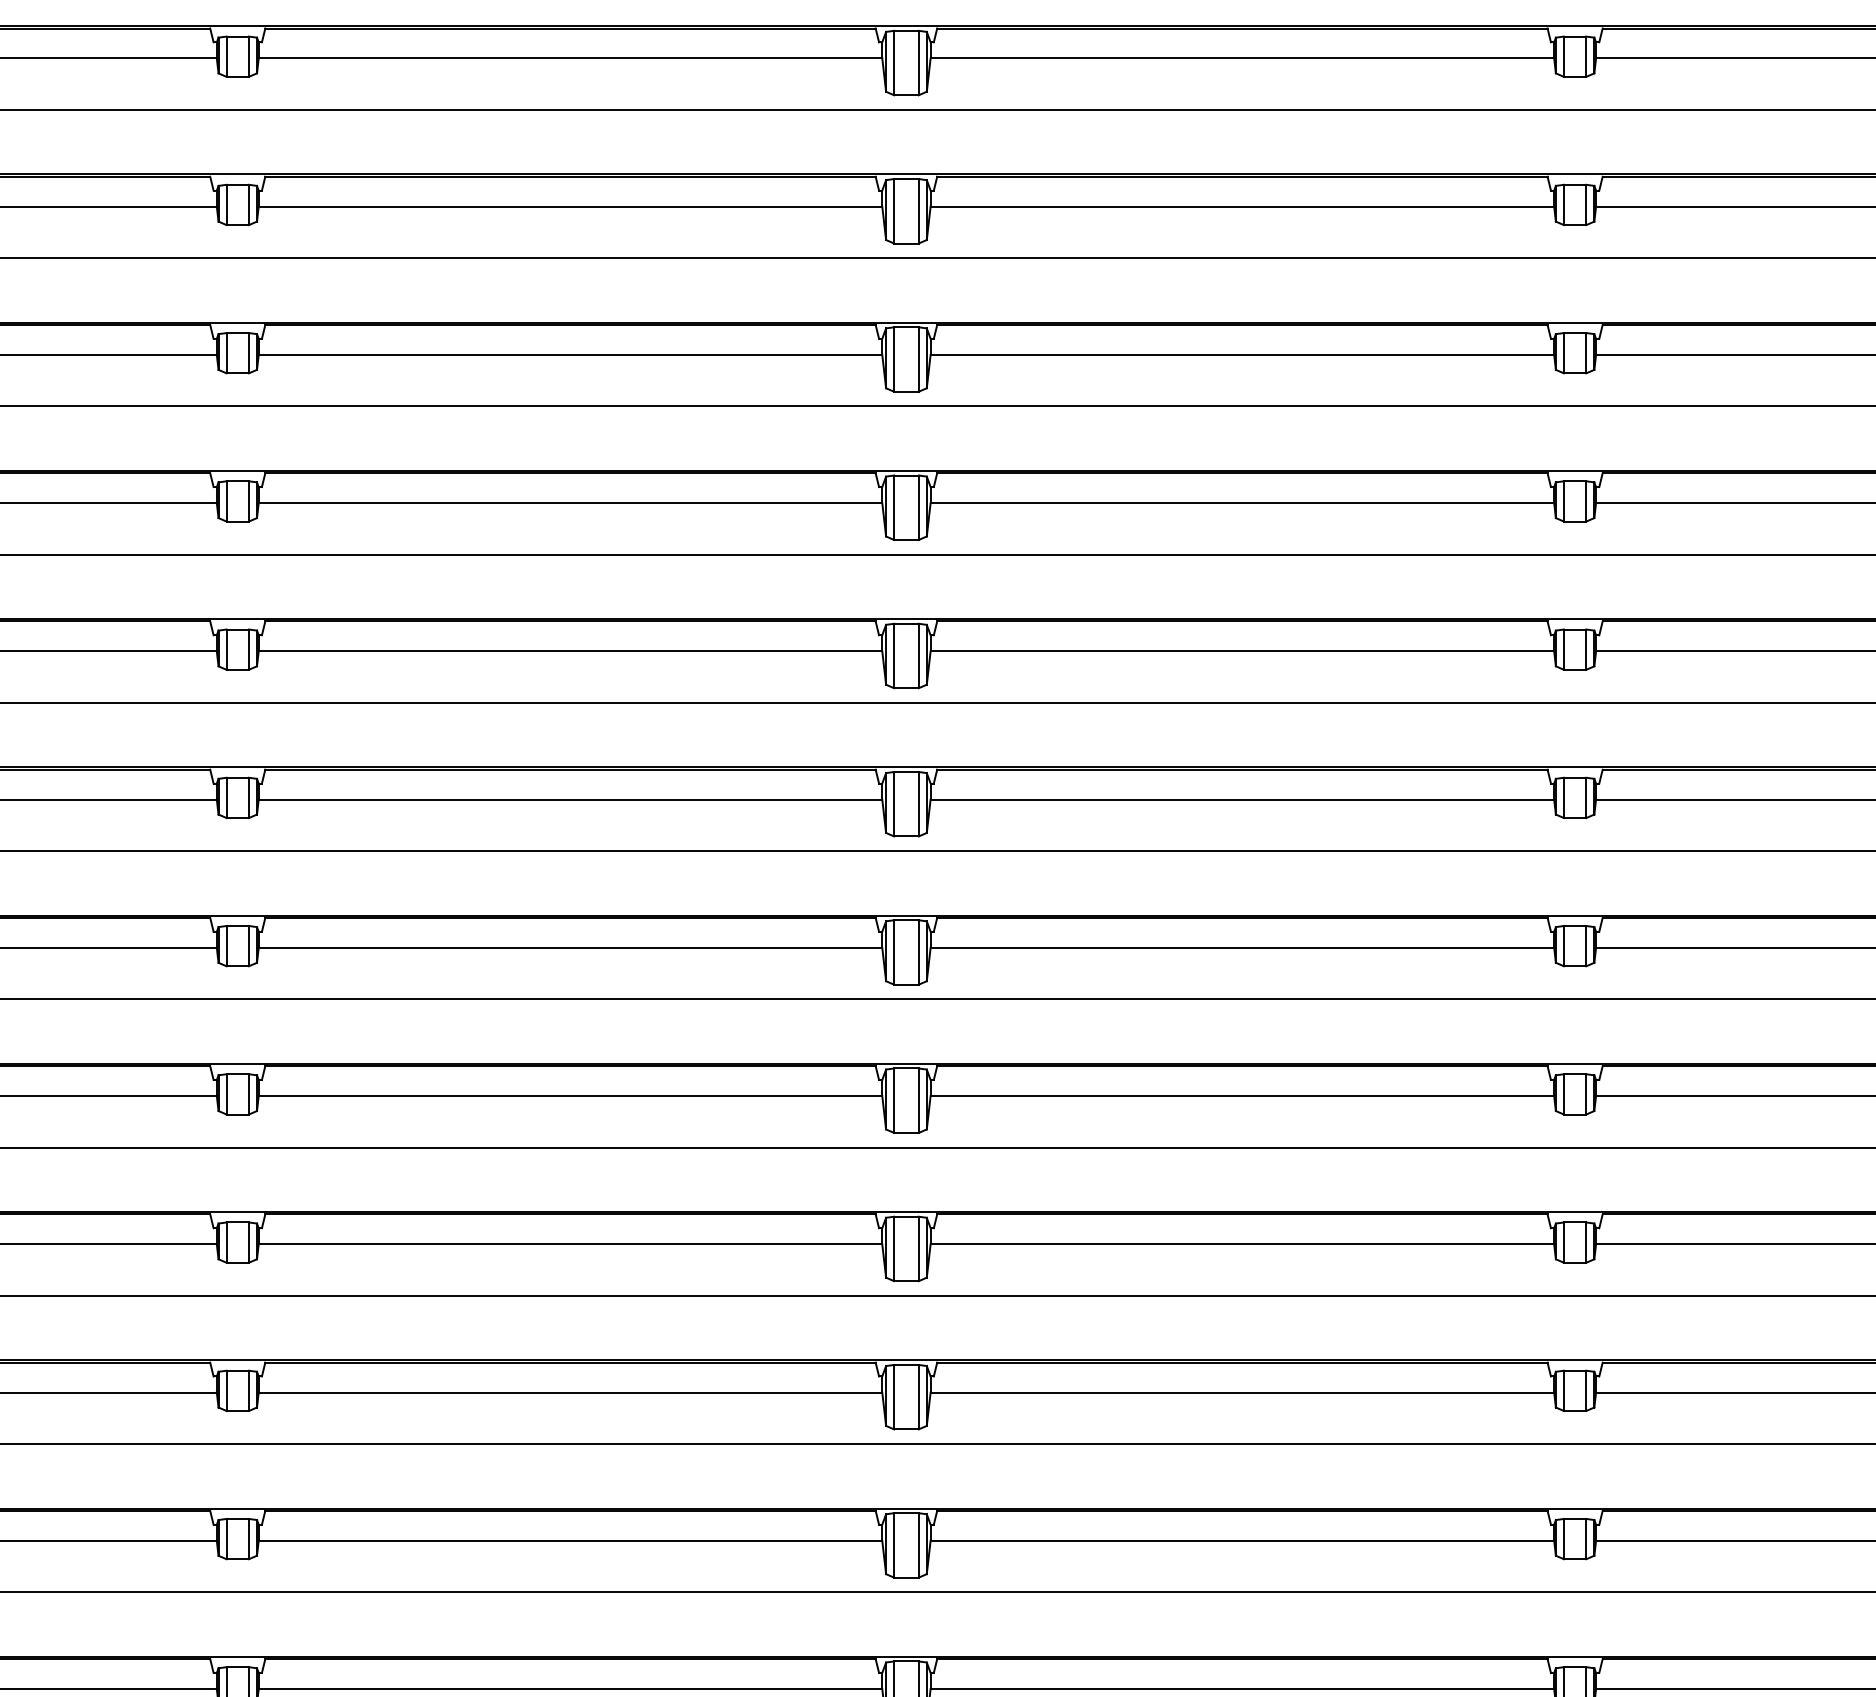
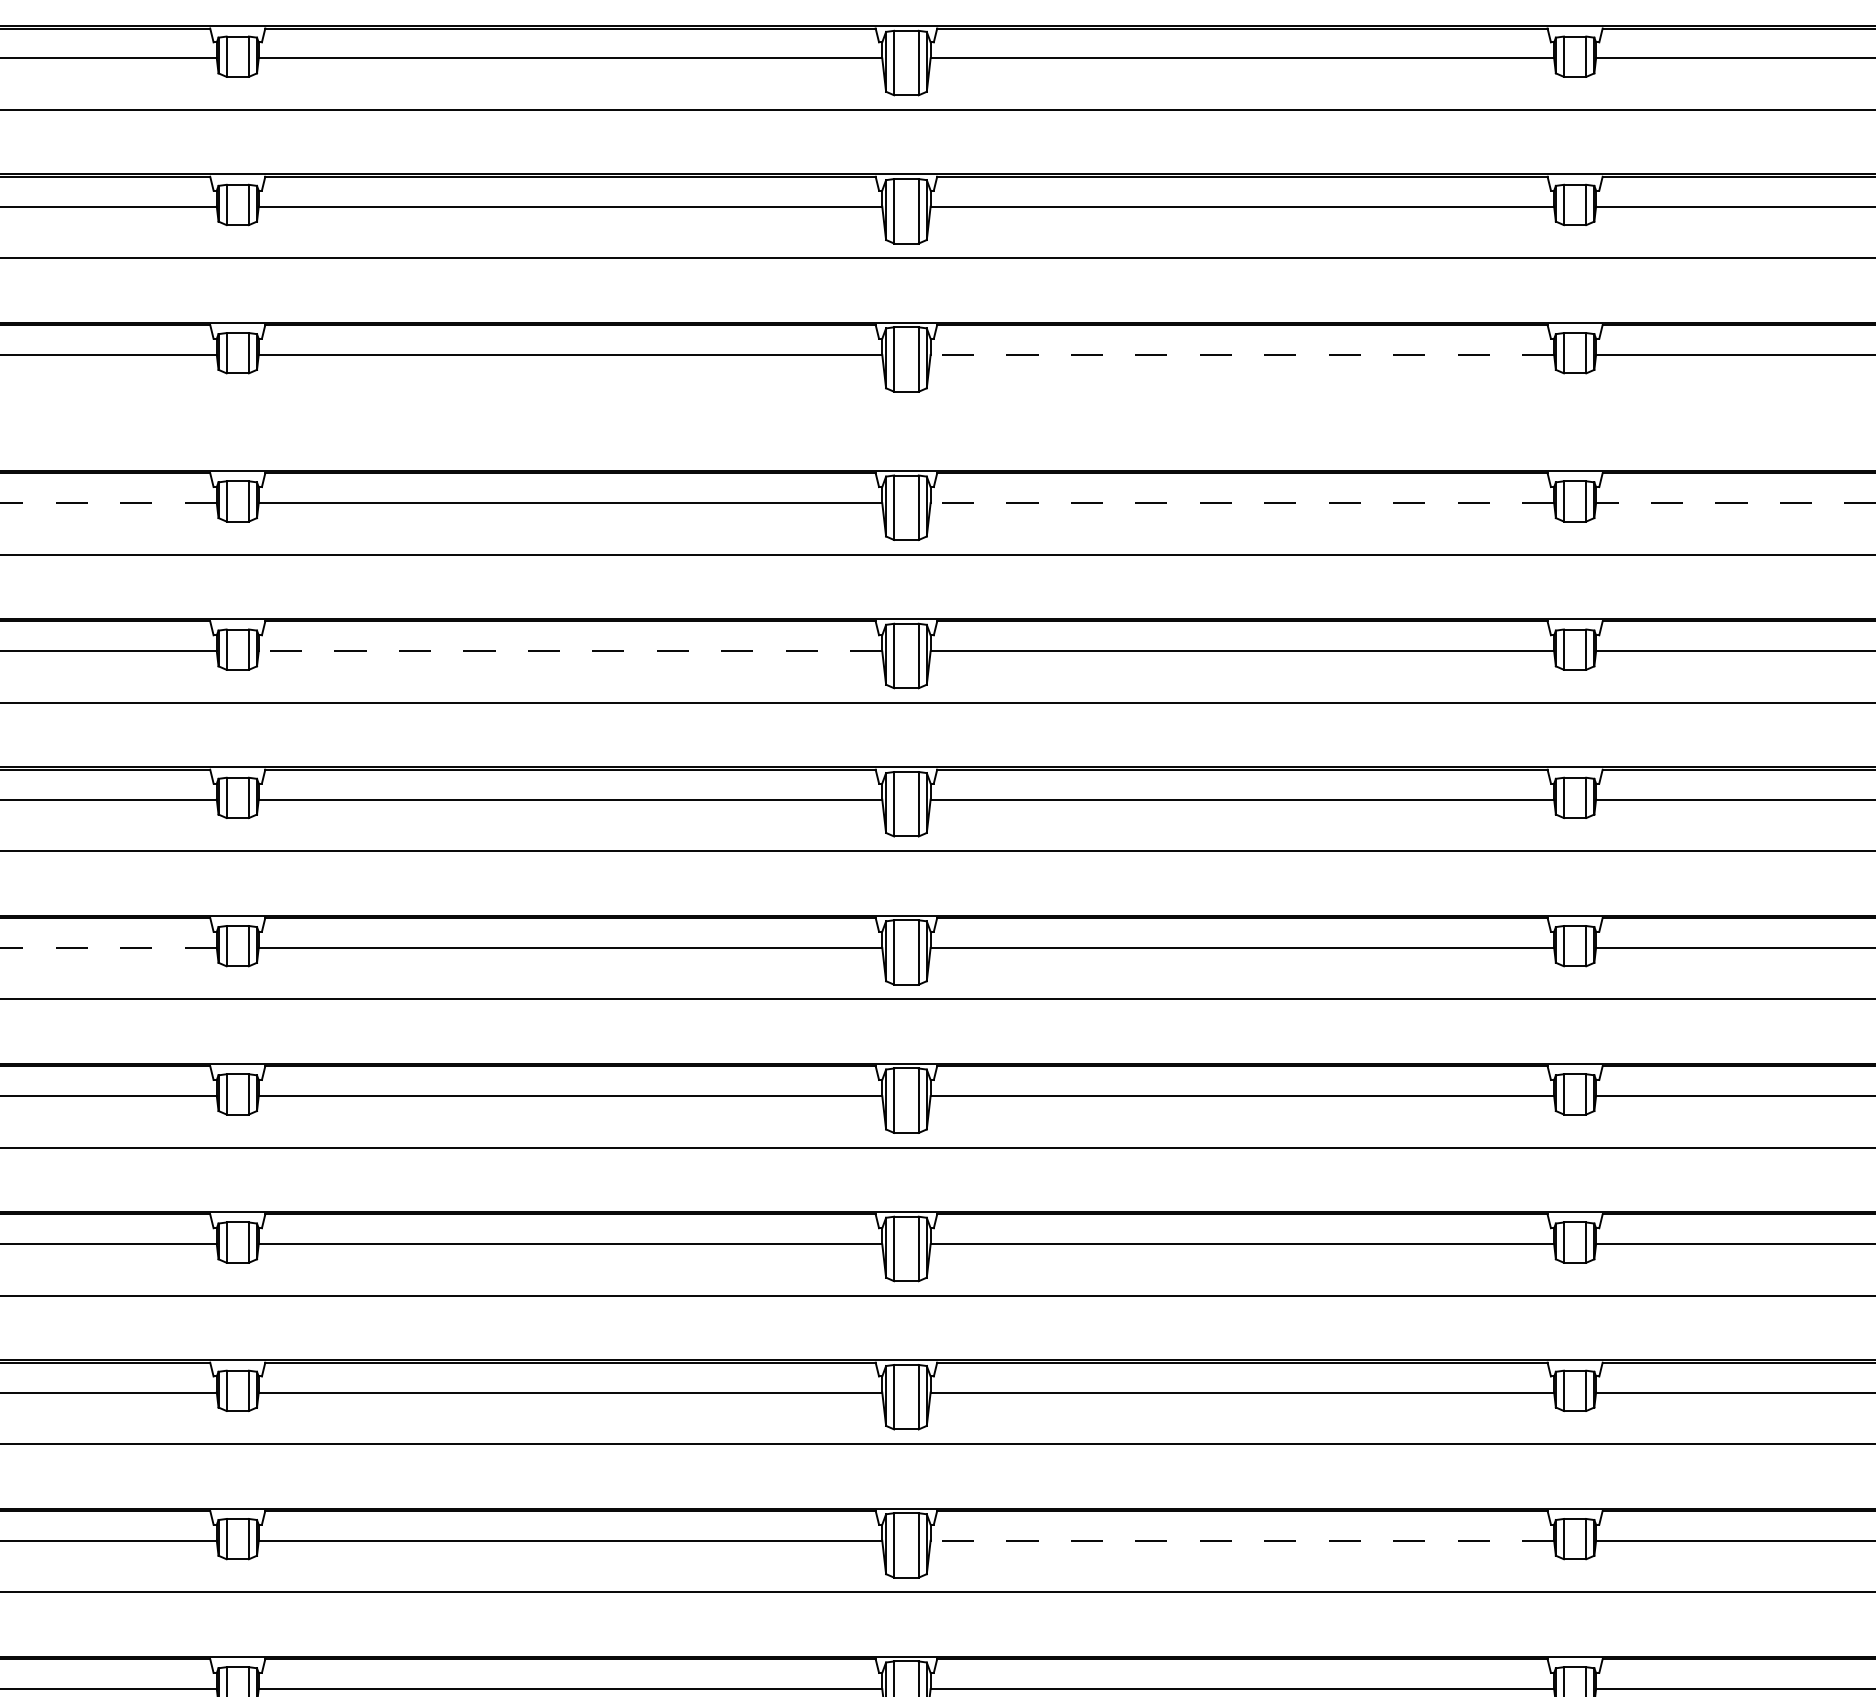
line: solid -> dashed (1242, 354)
line: present -> none (937, 406)
line: solid -> dashed (108, 503)
line: solid -> dashed (1242, 503)
line: solid -> dashed (1735, 503)
line: solid -> dashed (570, 651)
line: solid -> dashed (108, 947)
line: solid -> dashed (1242, 1540)
